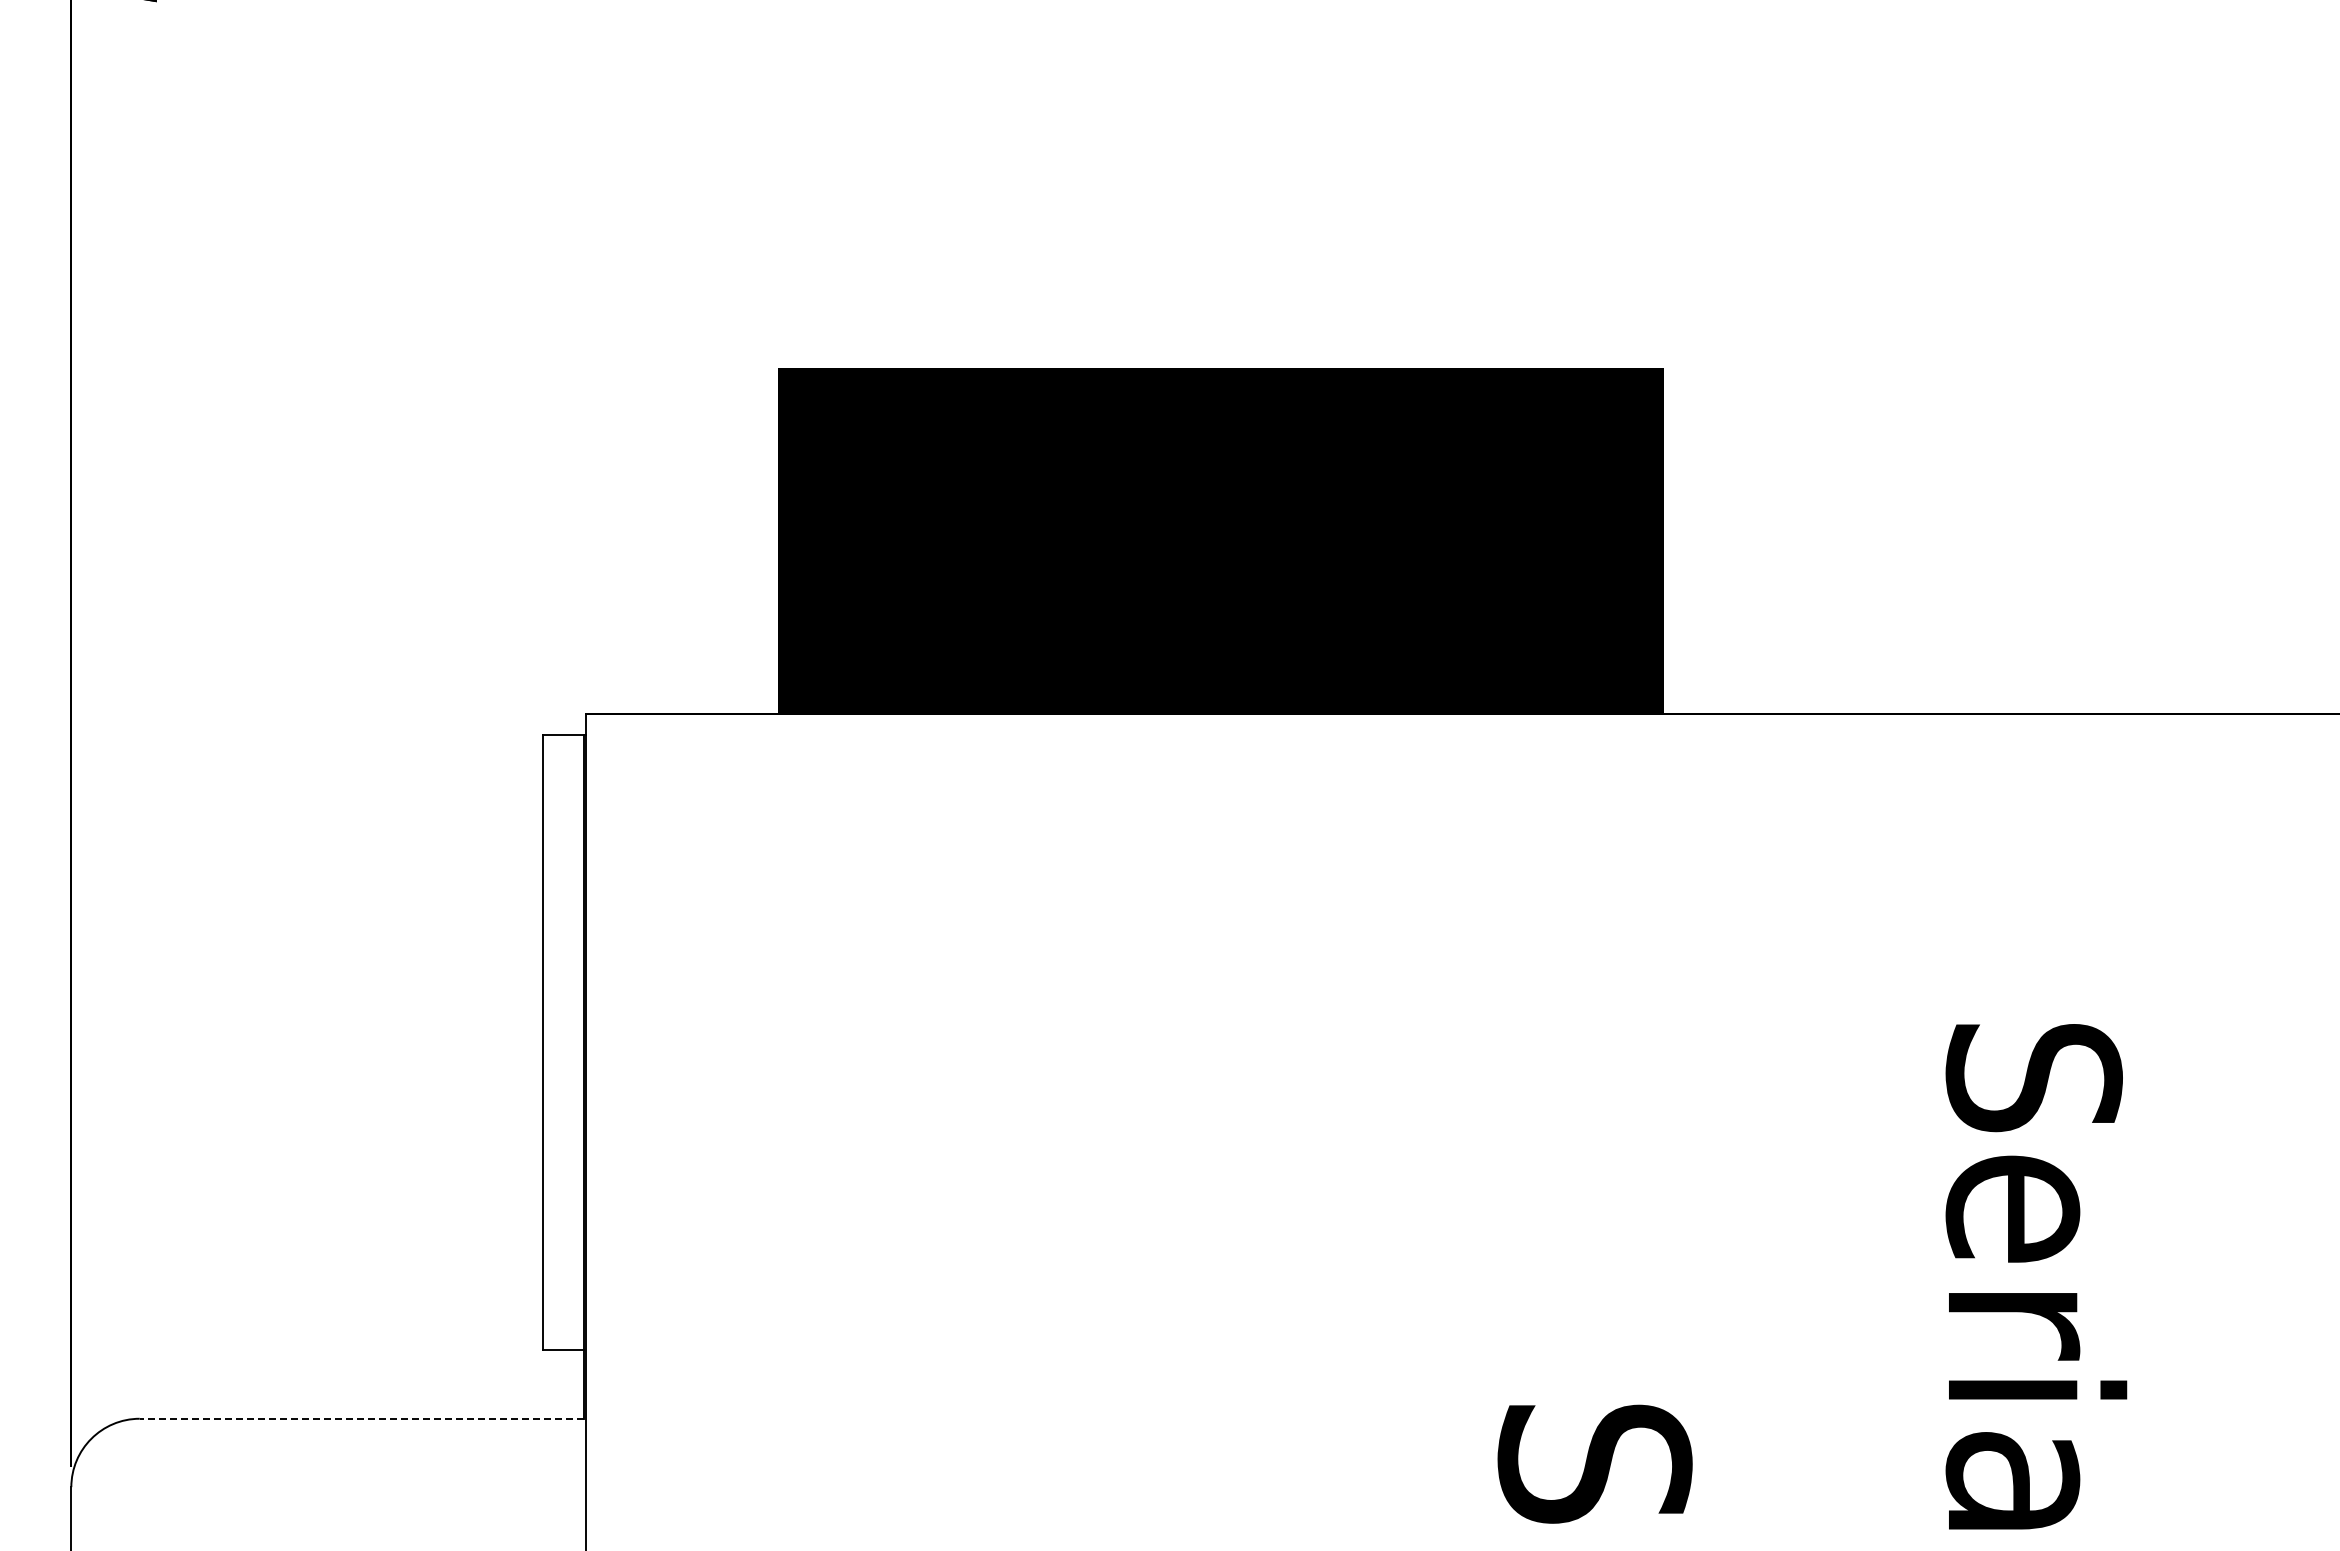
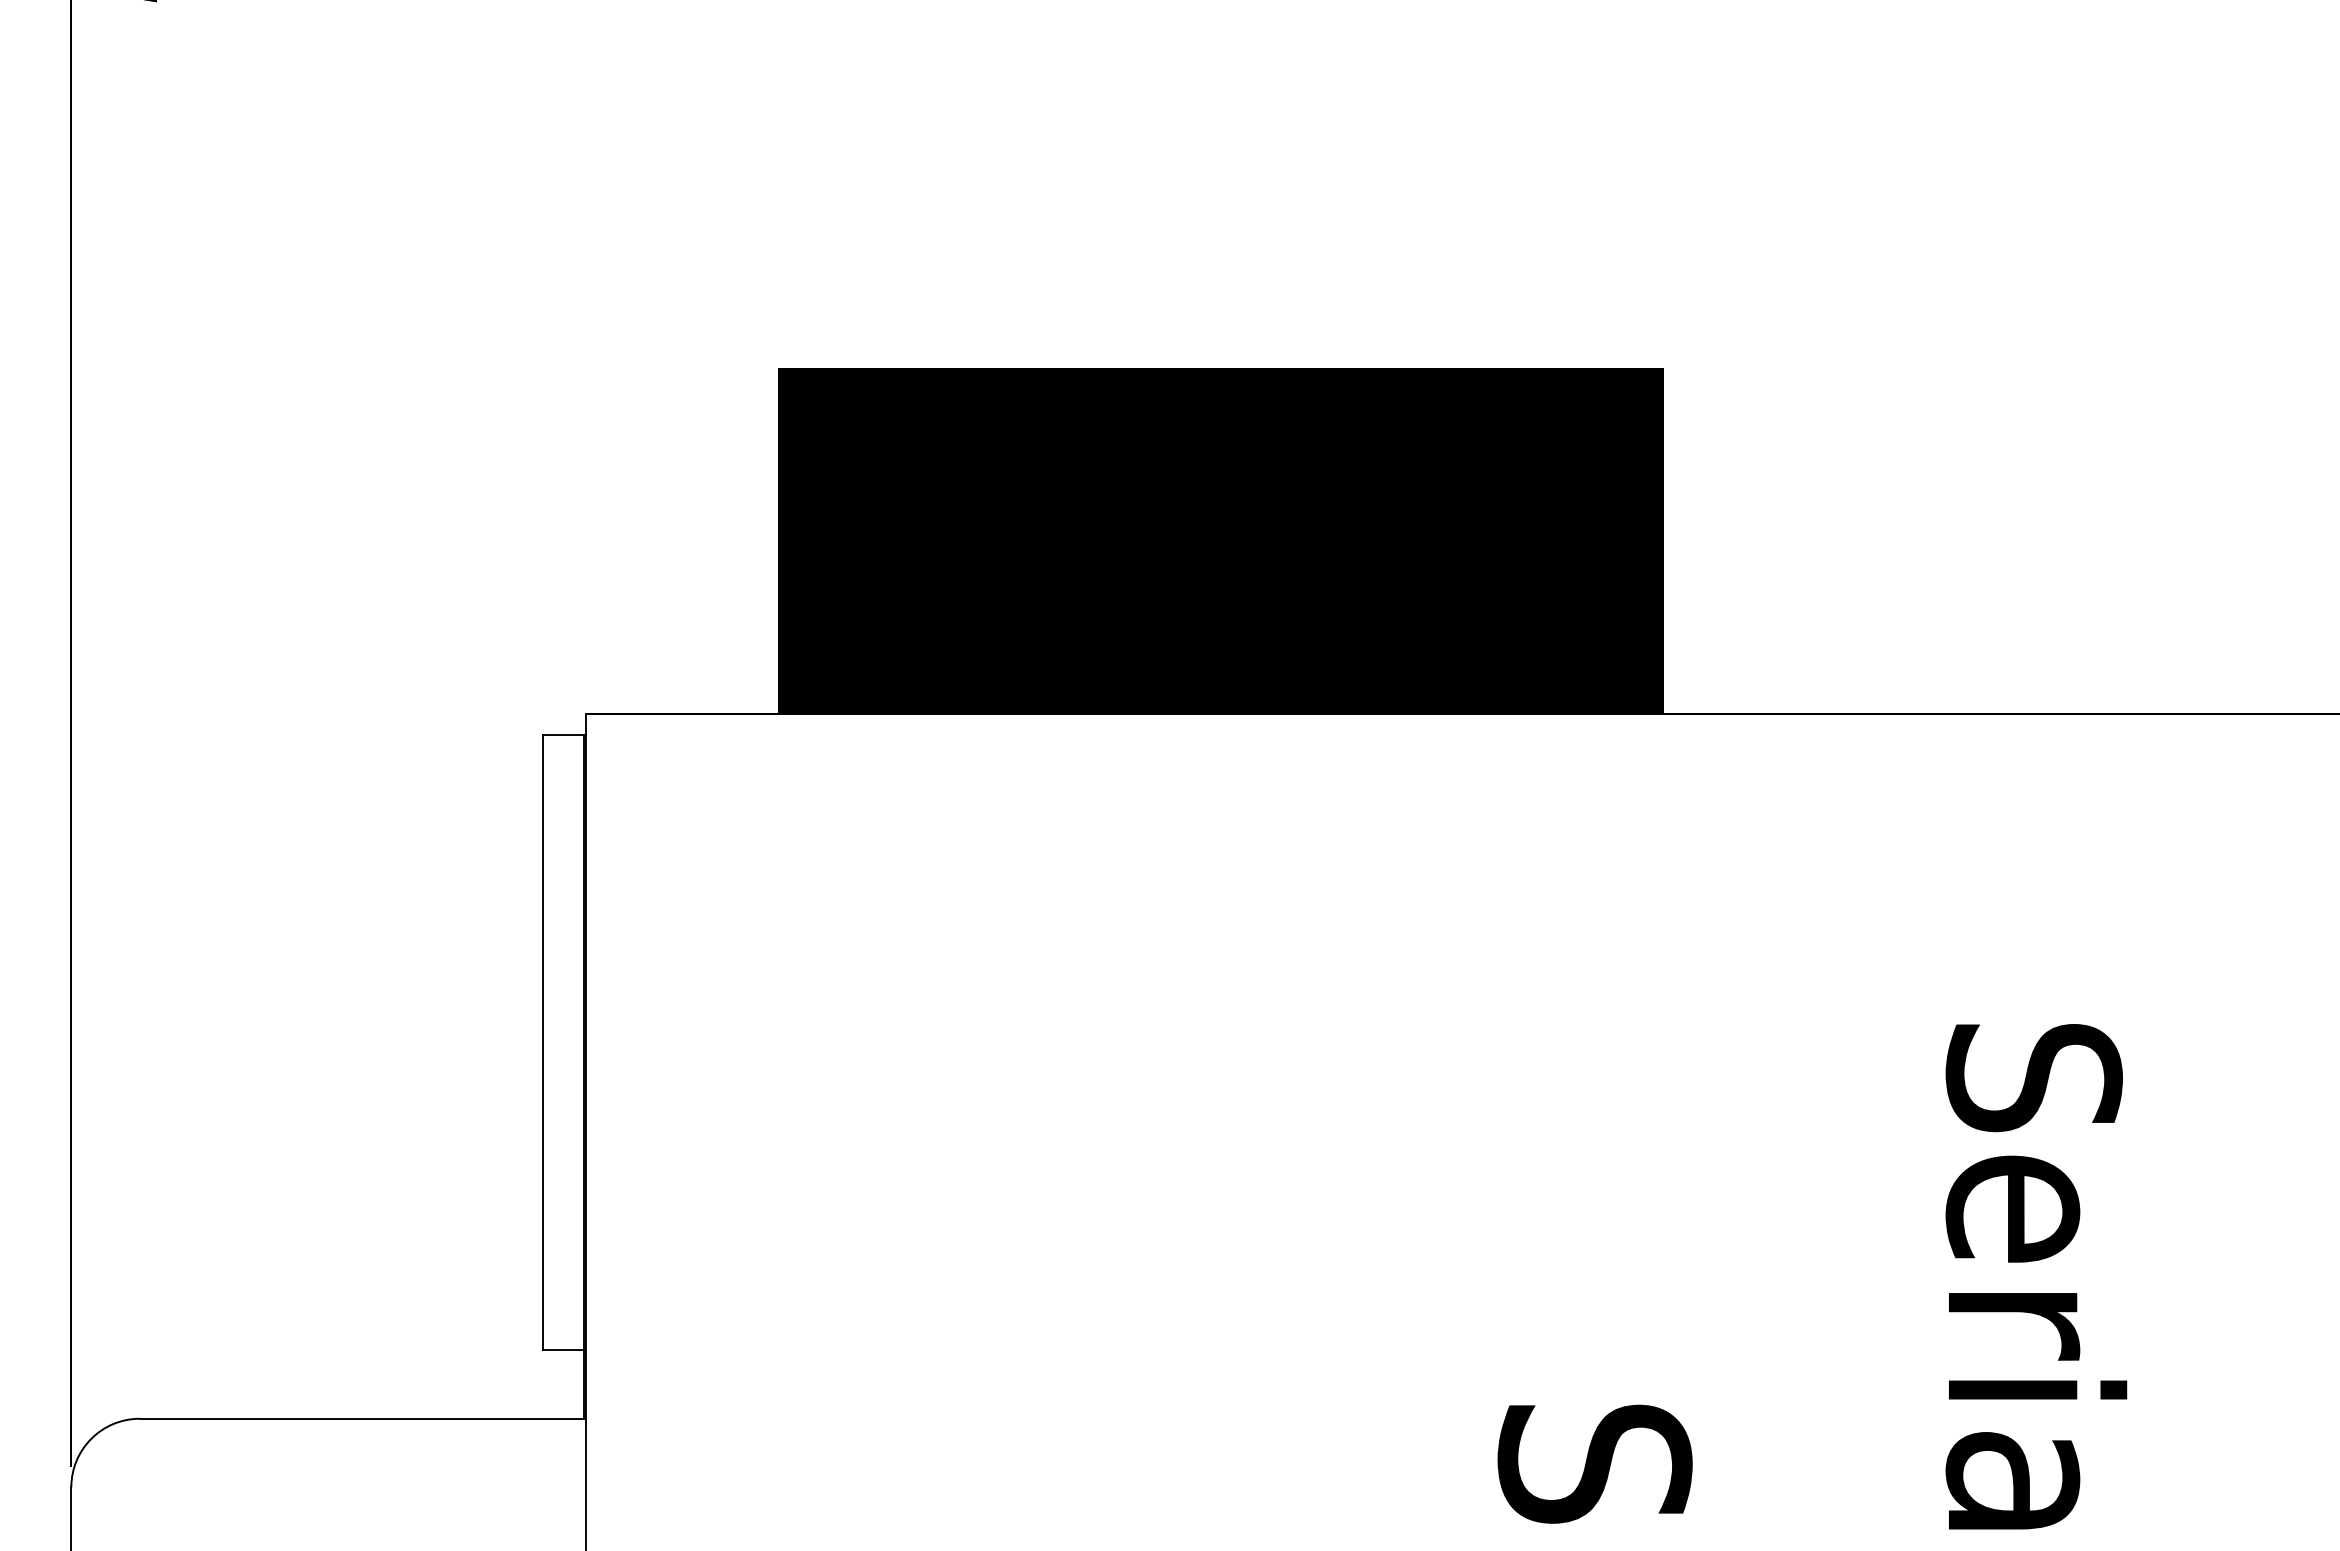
line: dashed -> solid (361, 1418)
